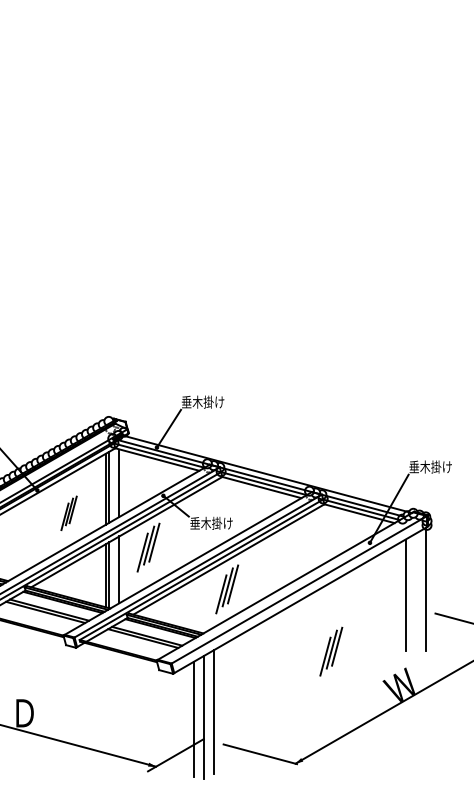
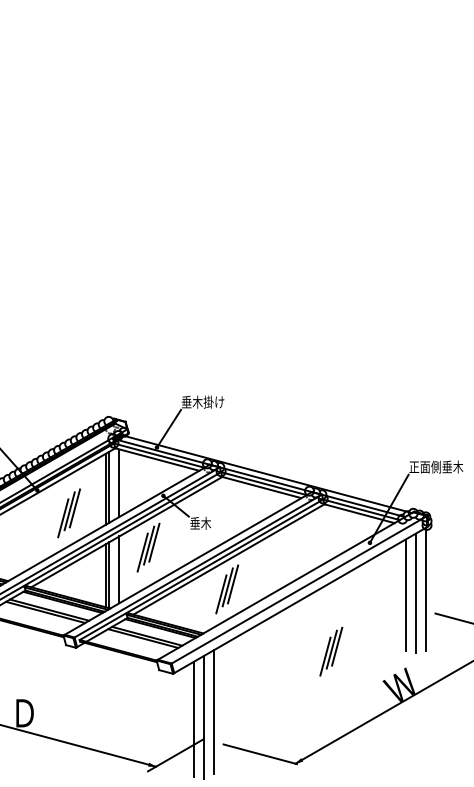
text: 垂木掛け -> 正面側垂木 (436, 466)
part size: 18x36 px -> 24x51 px (68, 513)
text: 垂木掛け -> 垂木 (222, 522)
line: none -> present (415, 593)
